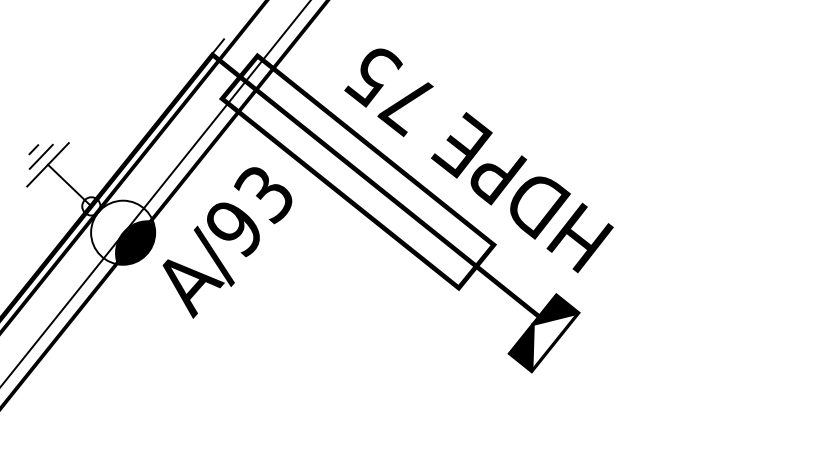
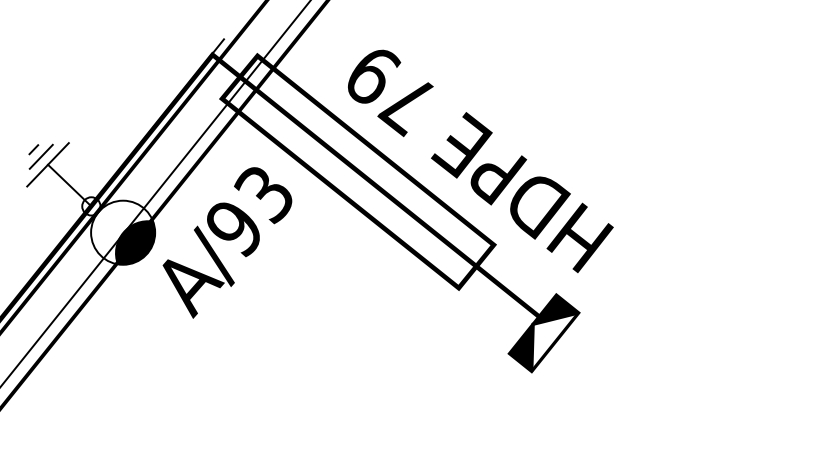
text: 75 -> 79 (373, 77)
